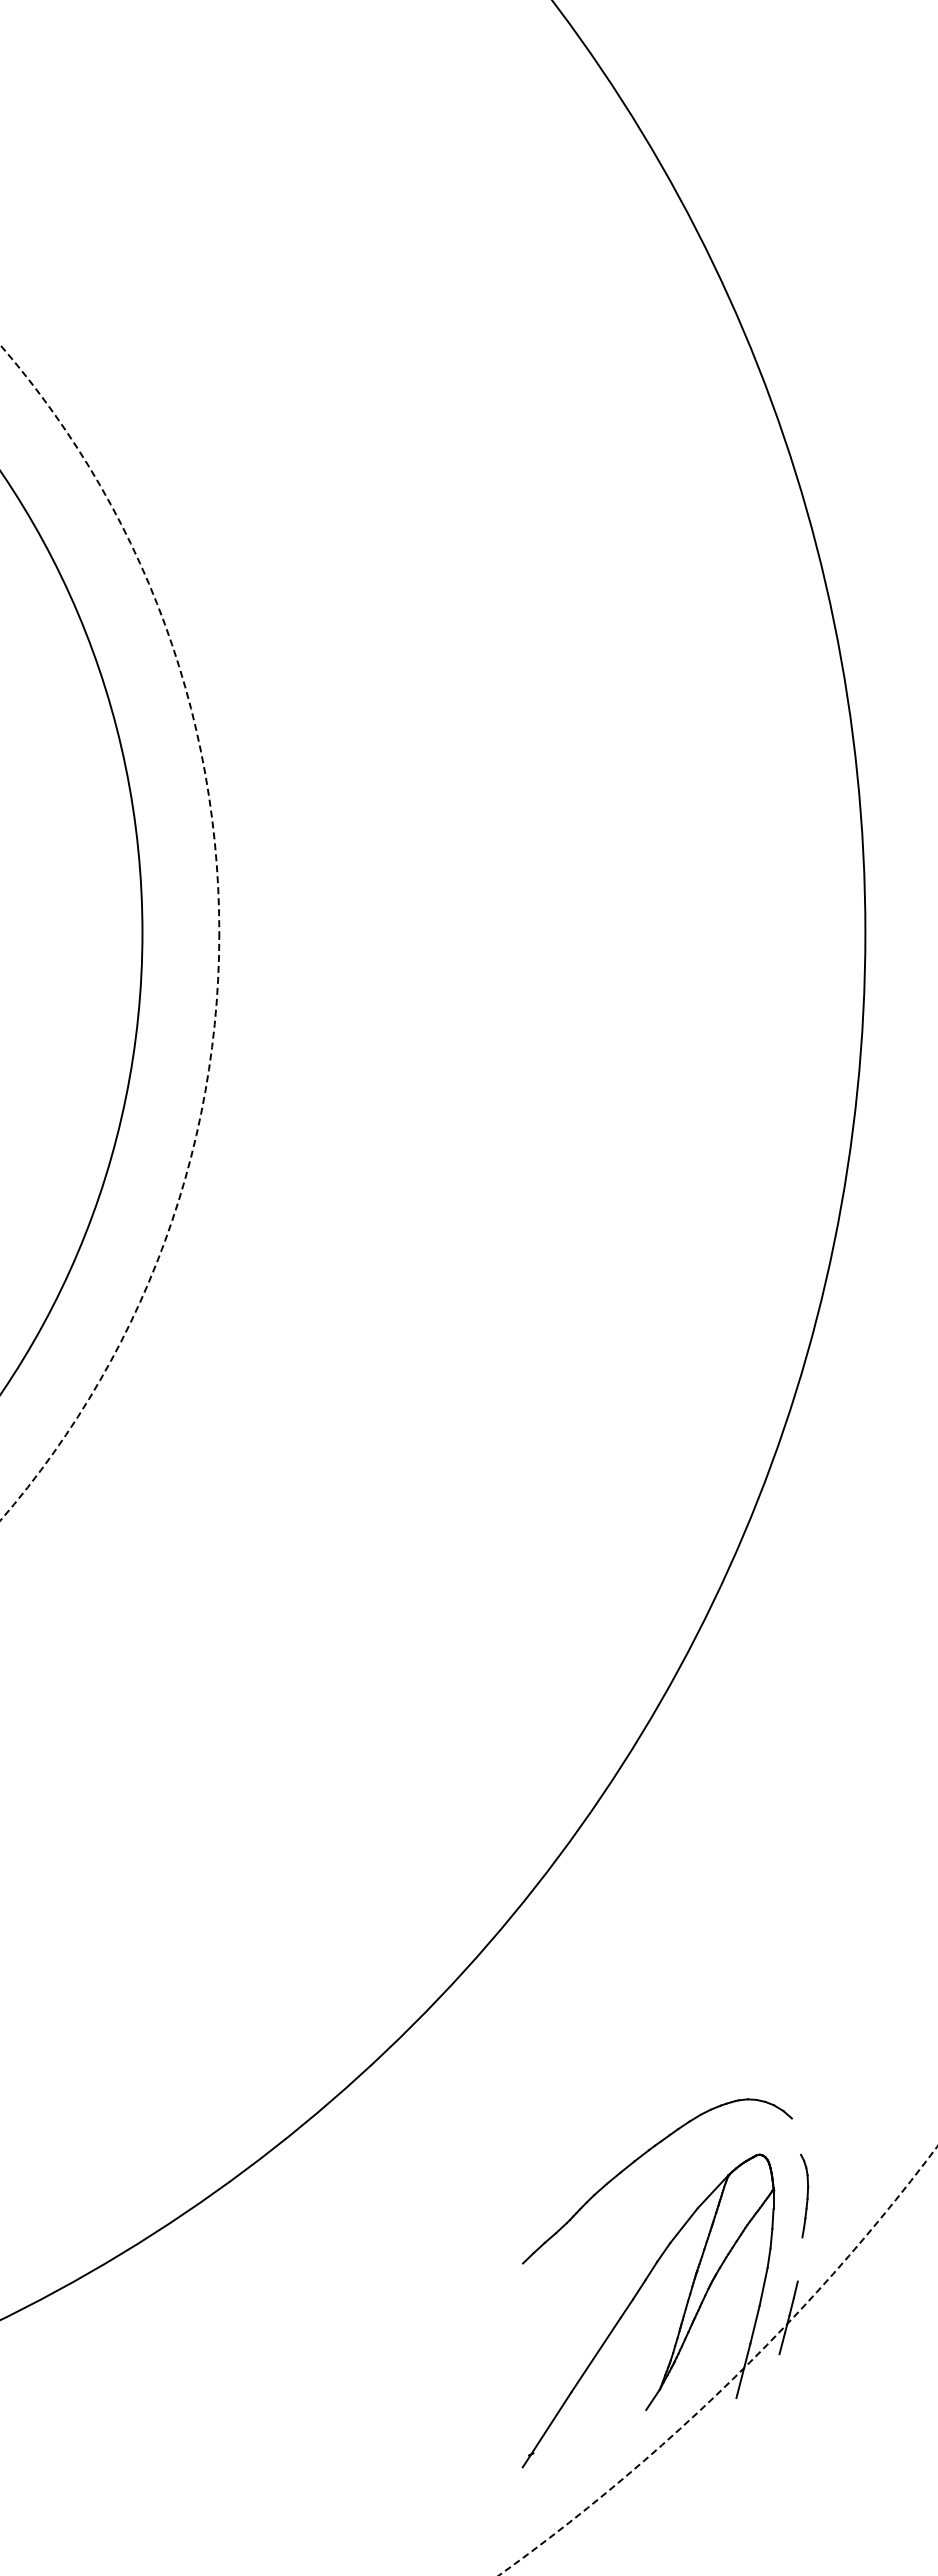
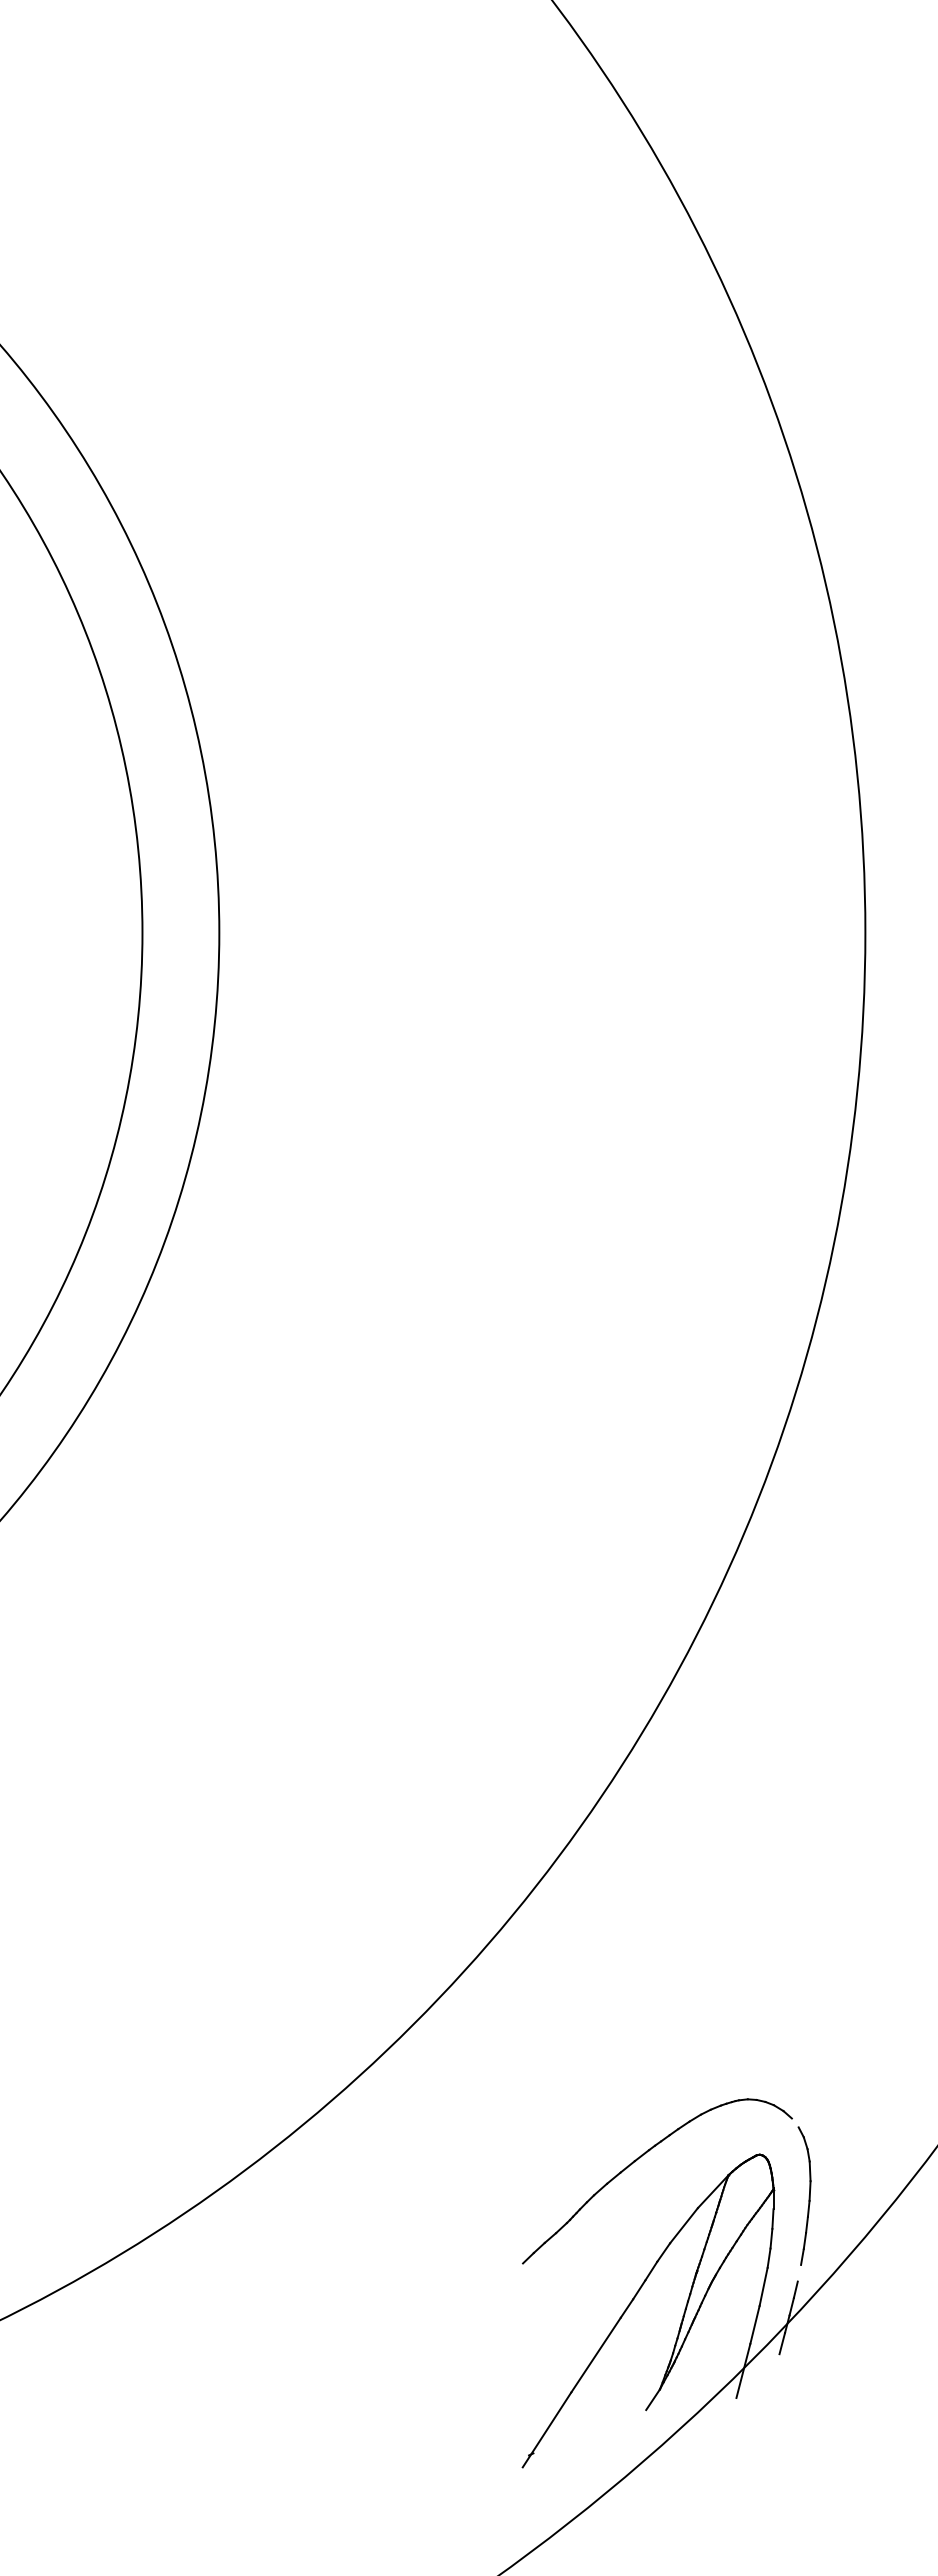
circle: dashed -> solid (109, 932)
part size: 10x86 px -> 15x140 px (804, 2195)
circle: dashed -> solid (717, 2360)
